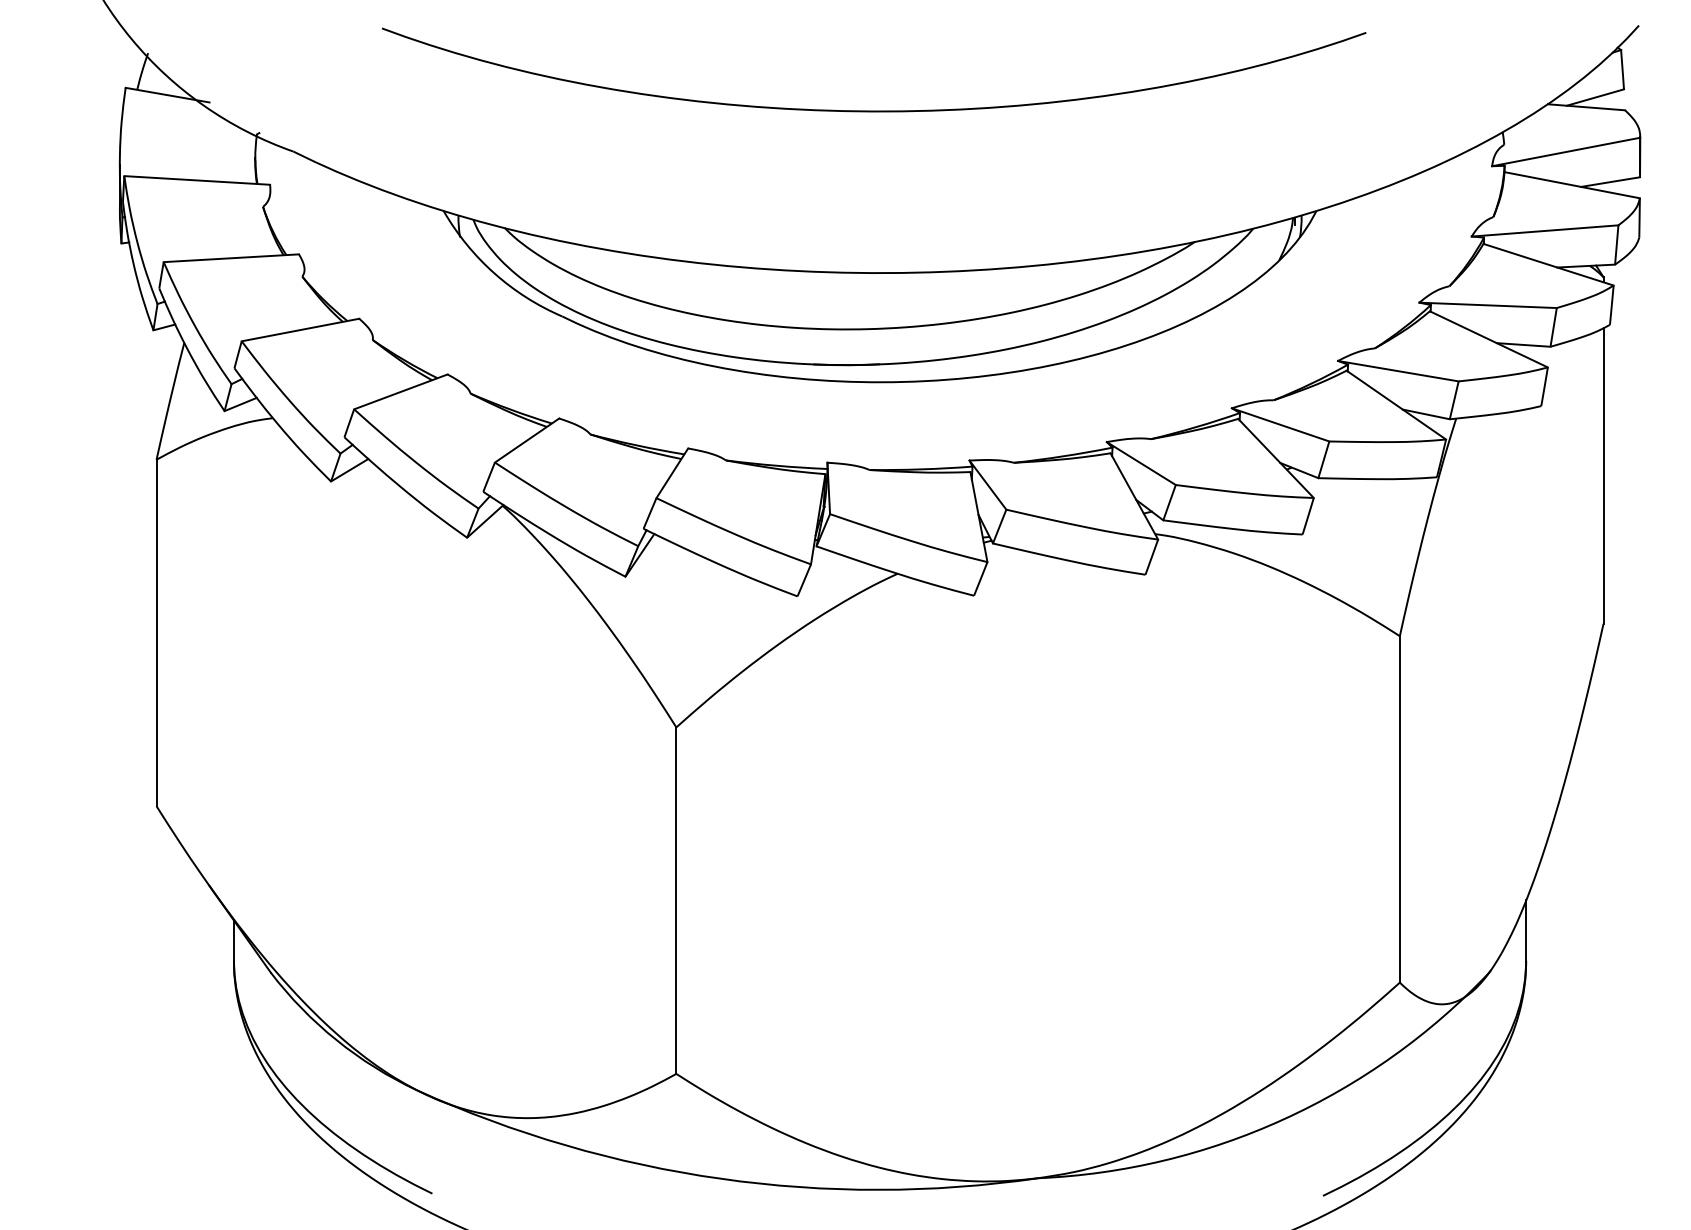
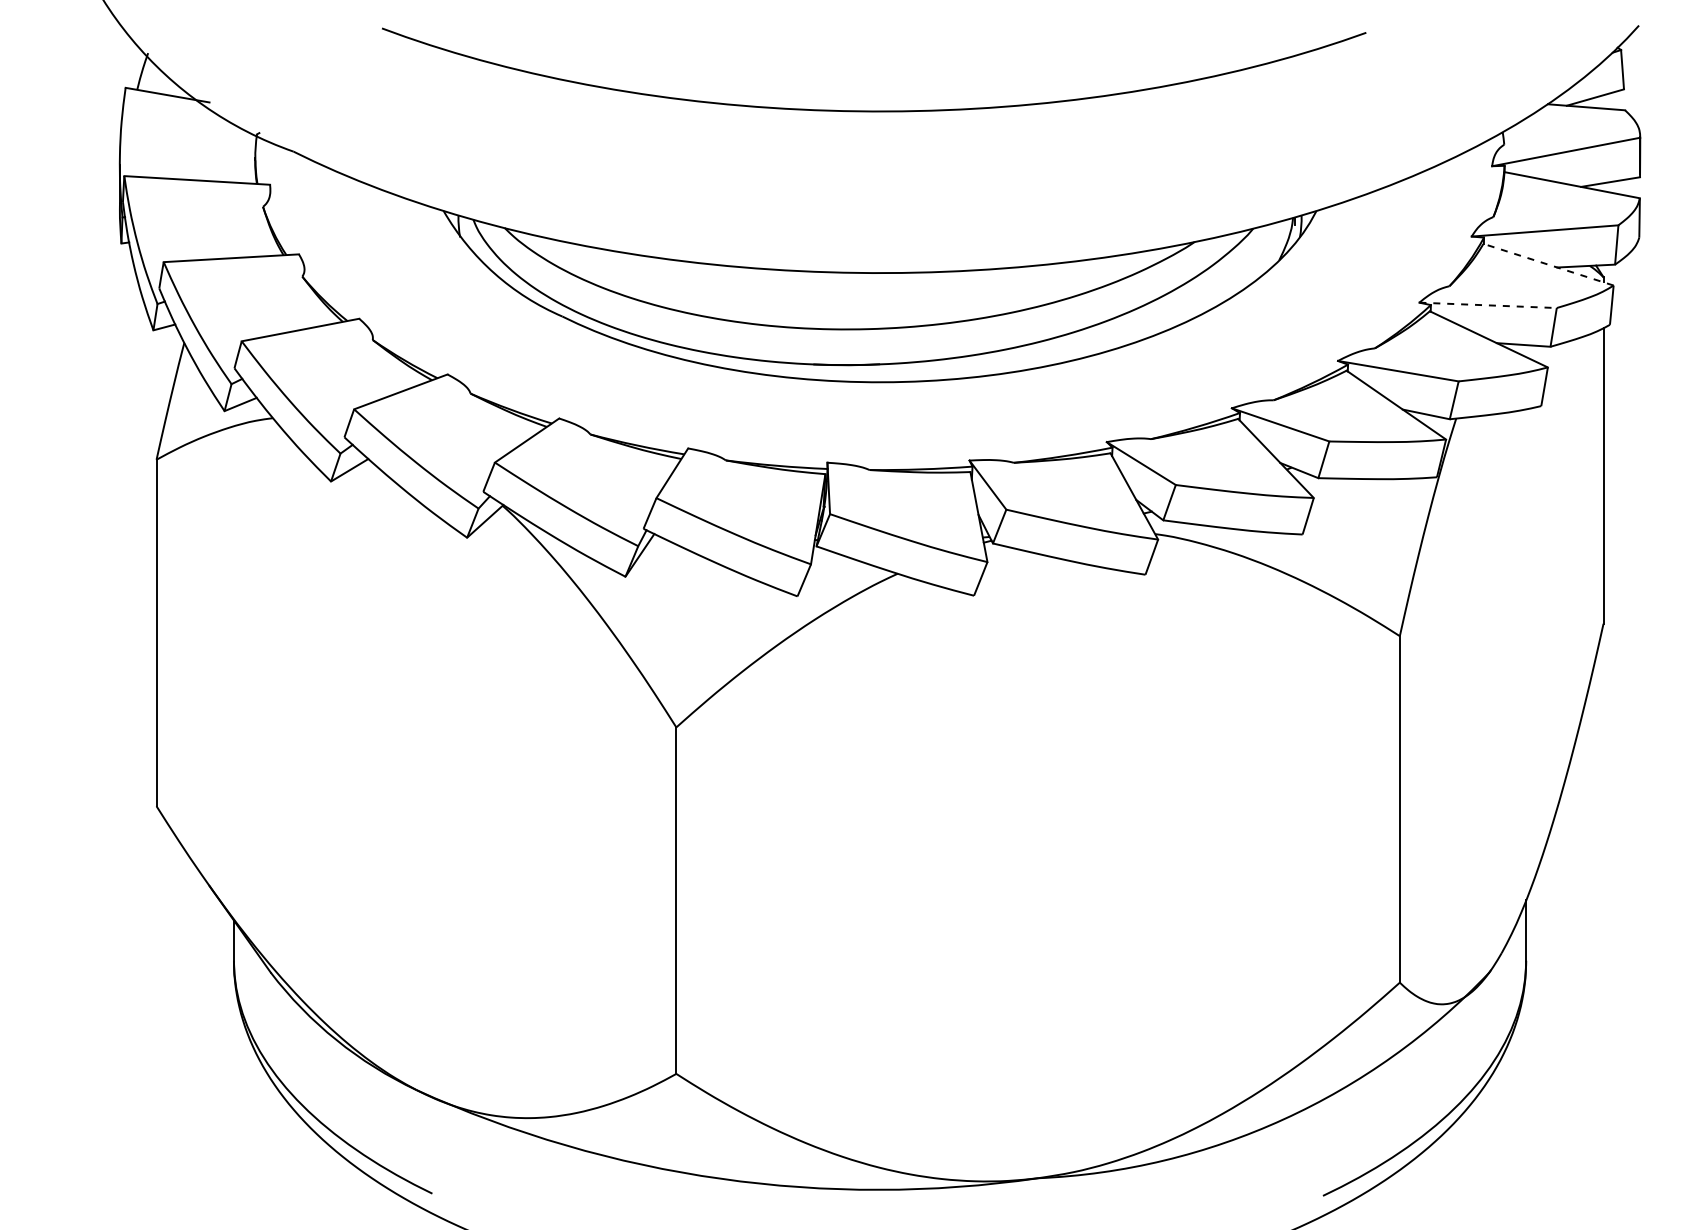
line: solid -> dashed (1548, 264)
line: solid -> dashed (1488, 305)
